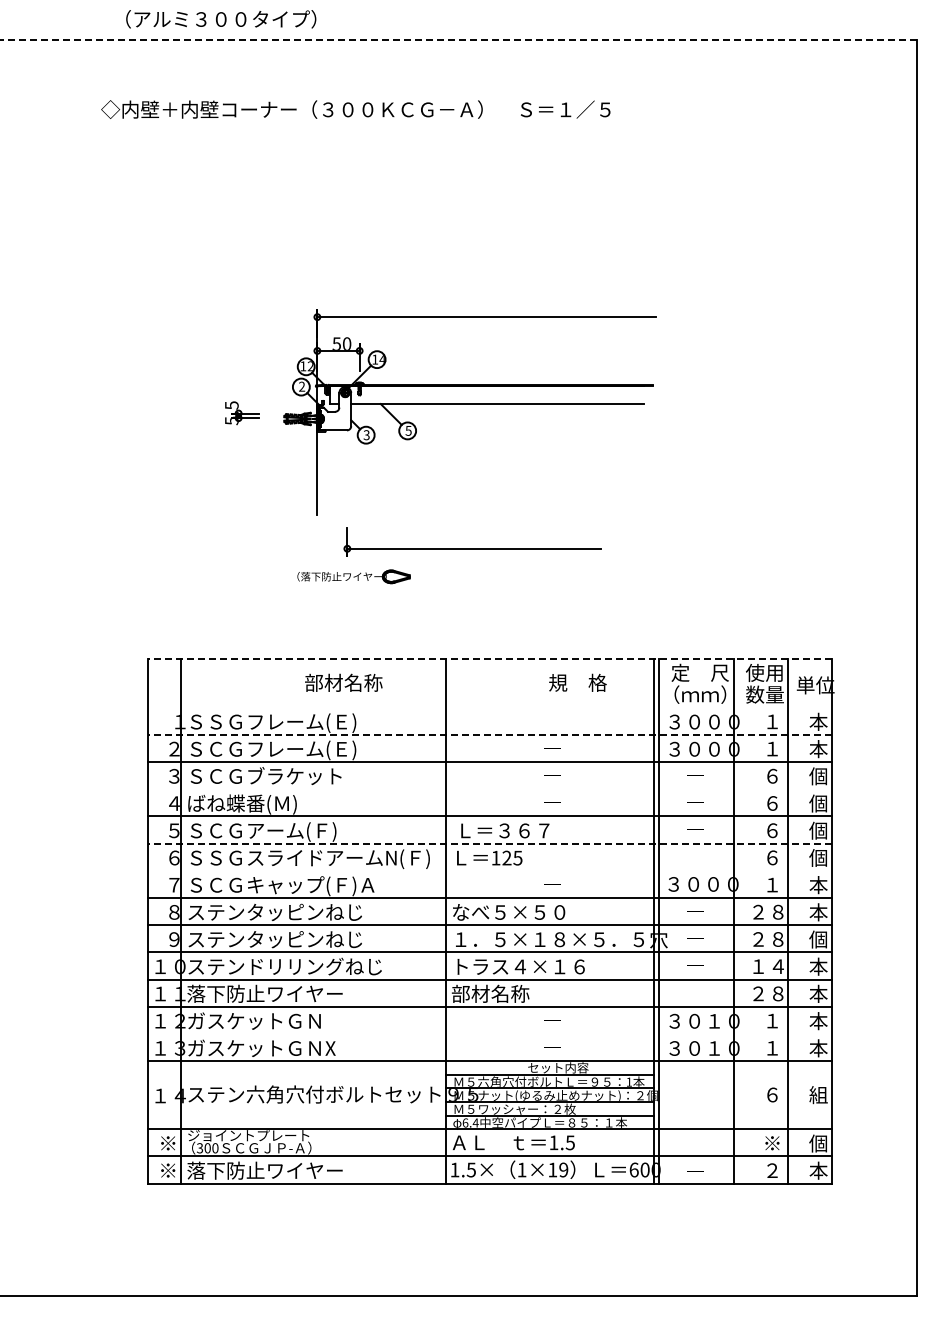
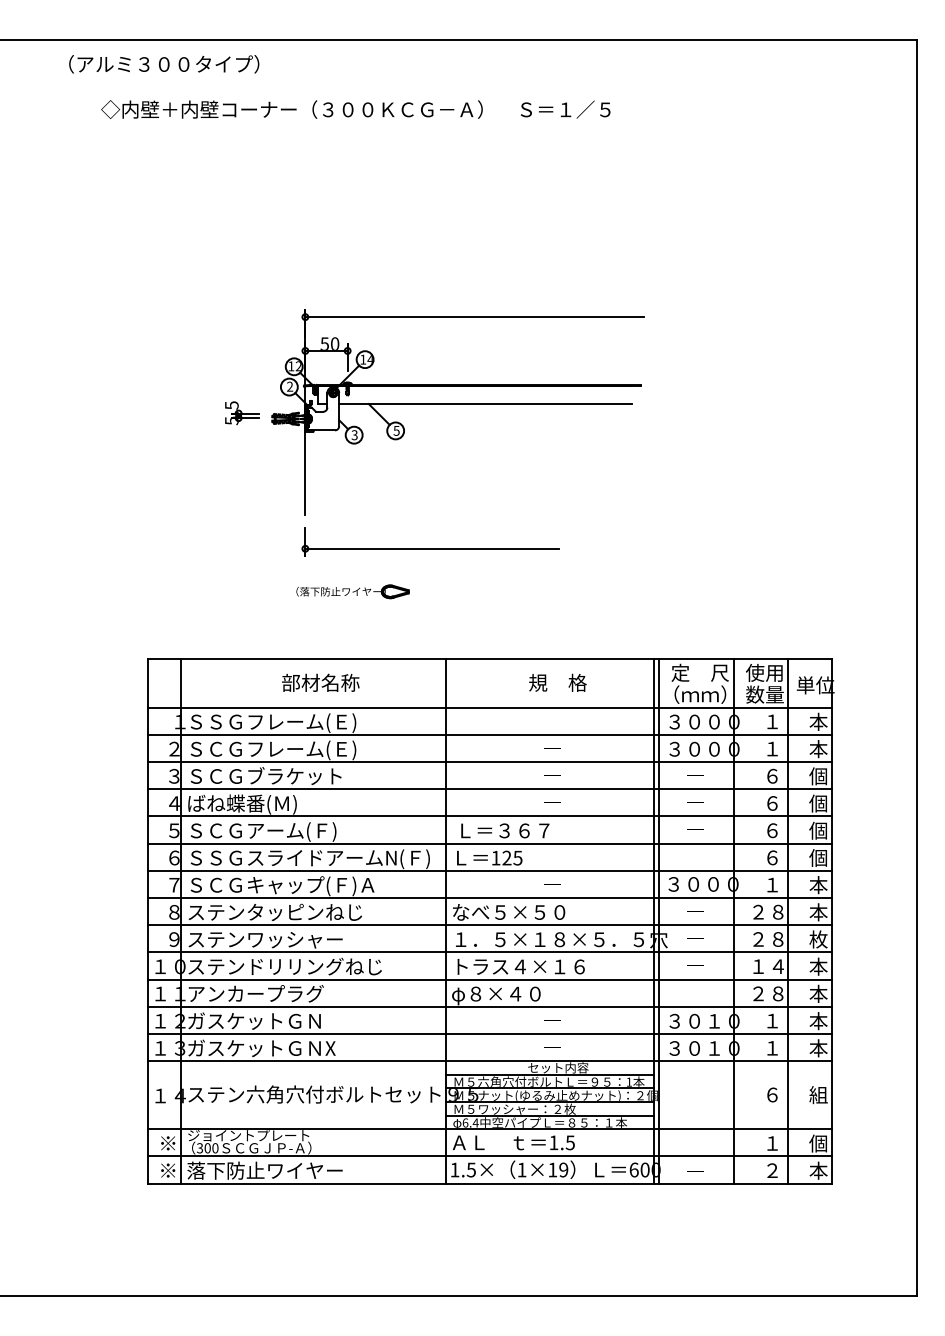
text position: (221, 19) -> (164, 64) (164, 64)
line: dashed -> solid (457, 40)
part position: (469, 404) -> (457, 404) (457, 404)
part position: (472, 548) -> (430, 548) (430, 548)
part position: (353, 576) -> (352, 591) (352, 591)
line: dashed -> solid (490, 658)
text position: (343, 682) -> (320, 682) (320, 682)
text position: (577, 682) -> (557, 682) (557, 682)
line: none -> present (490, 707)
line: dashed -> solid (490, 734)
line: none -> present (490, 789)
line: dashed -> solid (490, 843)
line: none -> present (490, 870)
text: ステンタッピンねじ -> ステンワッシャー (304, 939)
text: 個 -> 枚 (818, 939)
text: 落下防止ワイヤー -> アンカープラグ (264, 993)
text: 部材名称 -> φ８×４０ (495, 994)
line: none -> present (490, 1034)
text: ※ -> １ (772, 1143)
